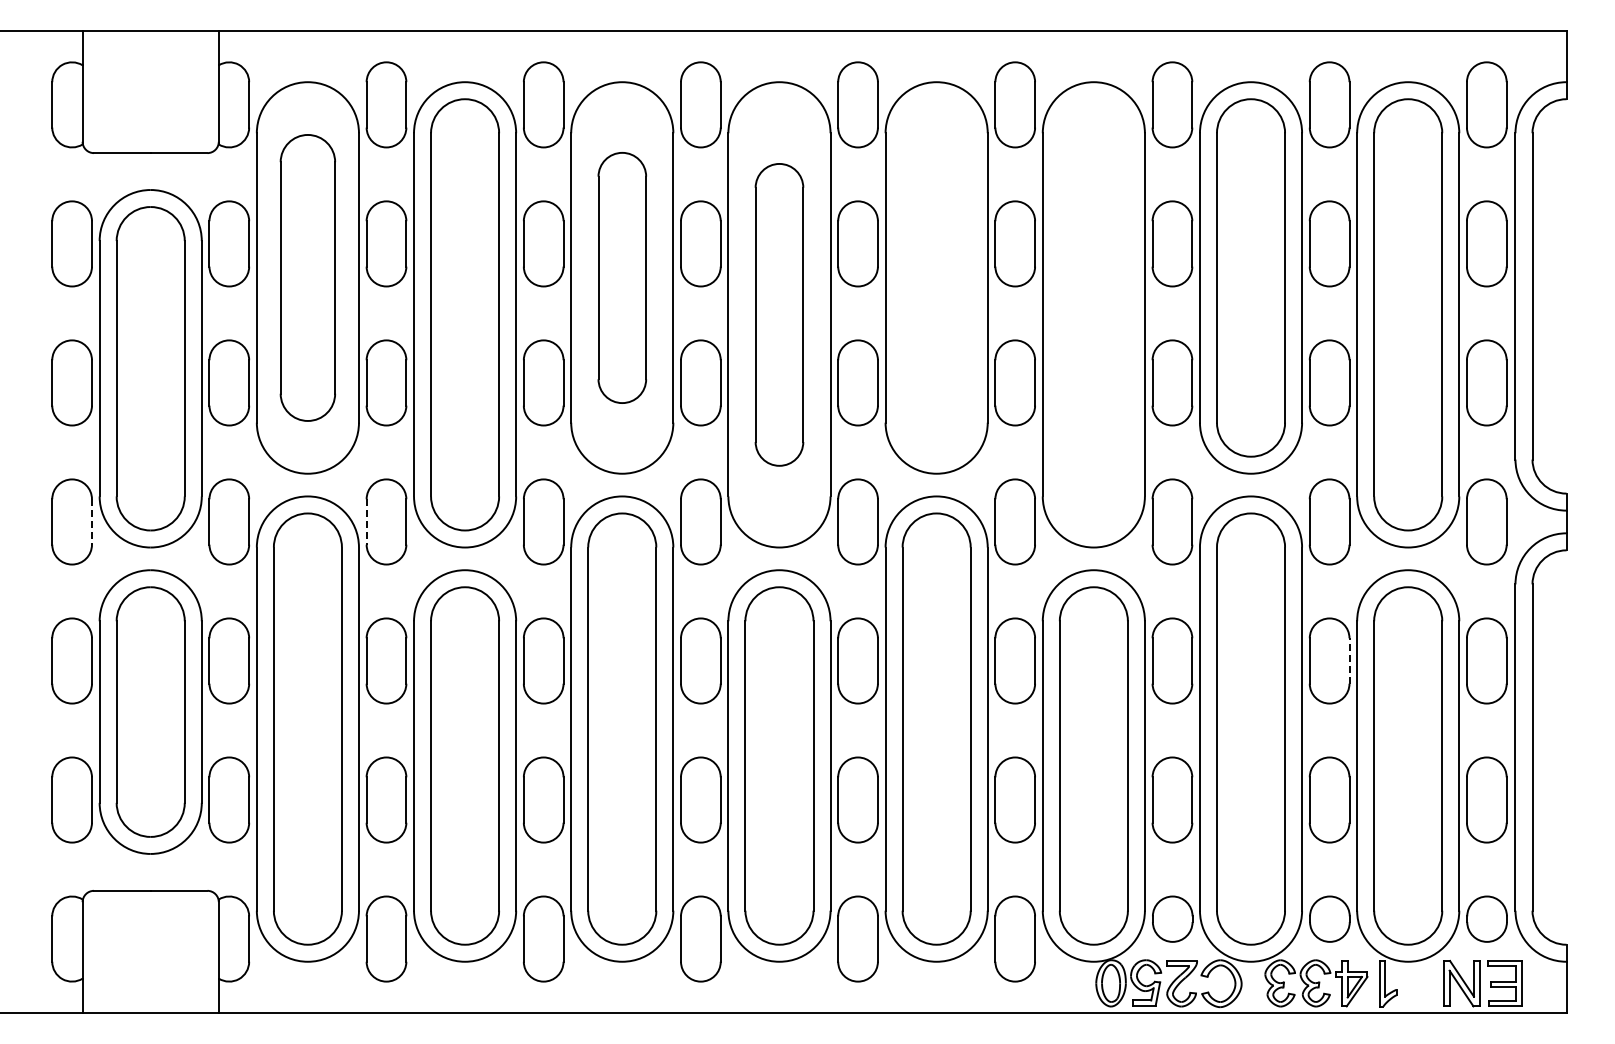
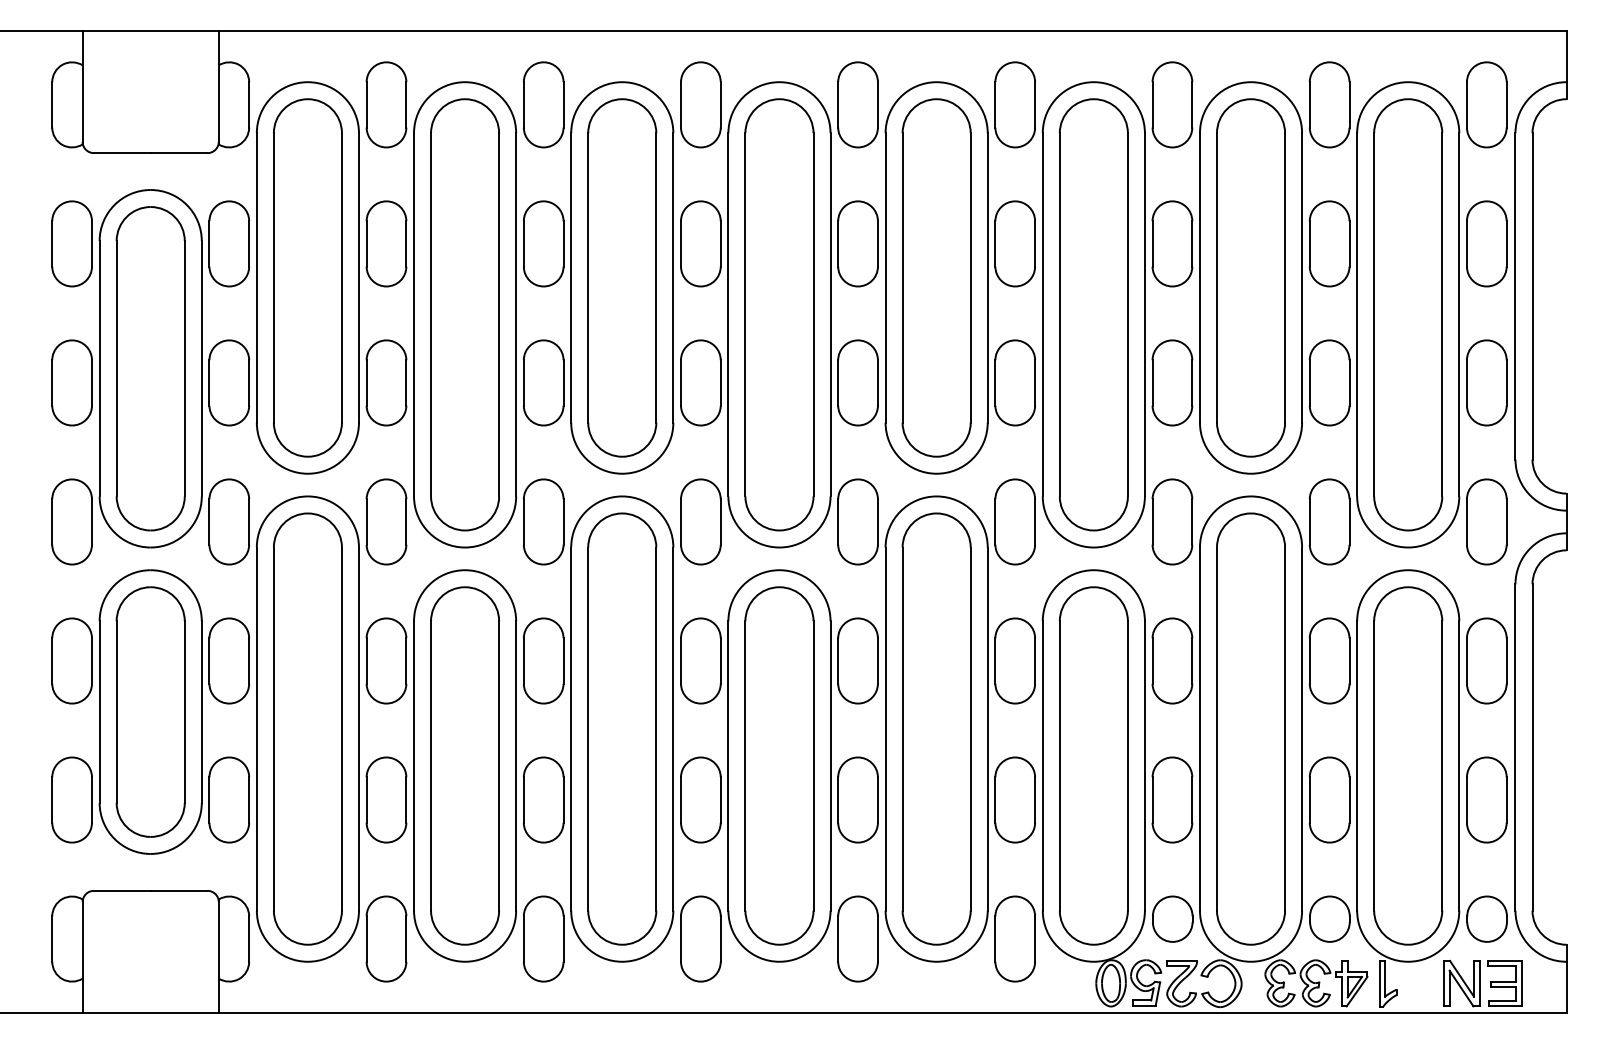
part size: 57x288 px -> 70x360 px (307, 277)
part size: 50x252 px -> 71x360 px (622, 277)
part: none -> present (936, 277)
part size: 51x304 px -> 71x434 px (779, 314)
part: none -> present (1093, 314)
line: dashed -> solid (91, 521)
line: dashed -> solid (366, 521)
line: dashed -> solid (1349, 661)
